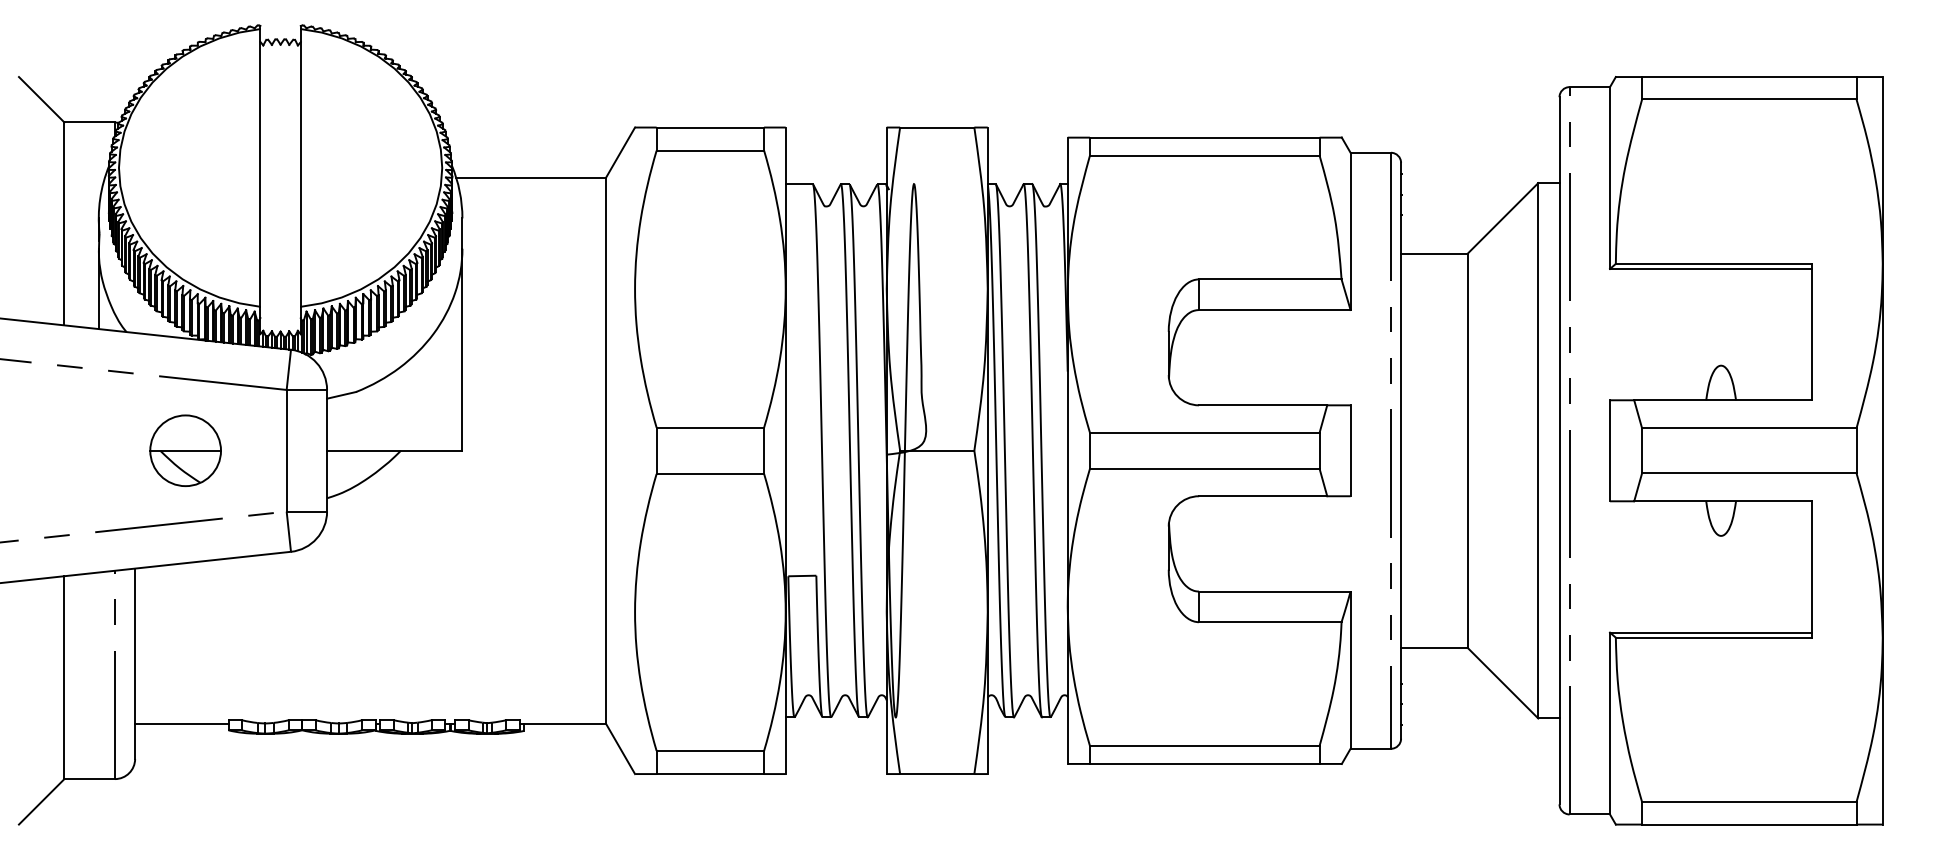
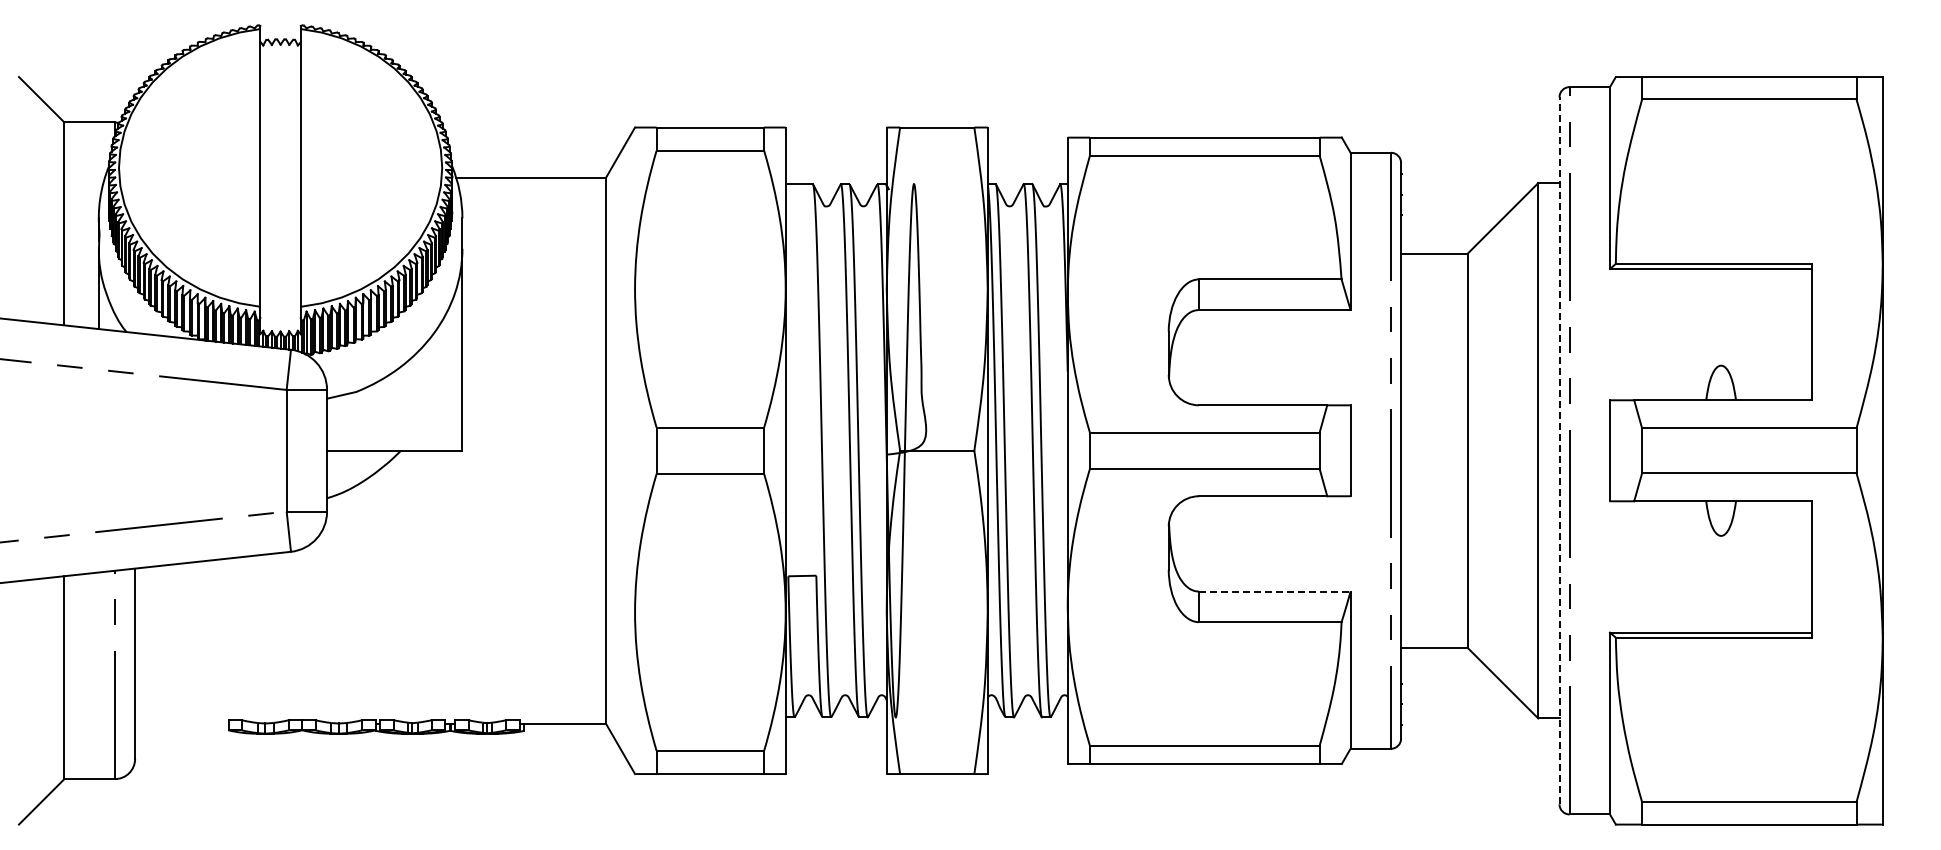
part: present -> none (185, 450)
line: solid -> dashed (1559, 450)
line: solid -> dashed (1274, 591)
line: present -> none (181, 723)
